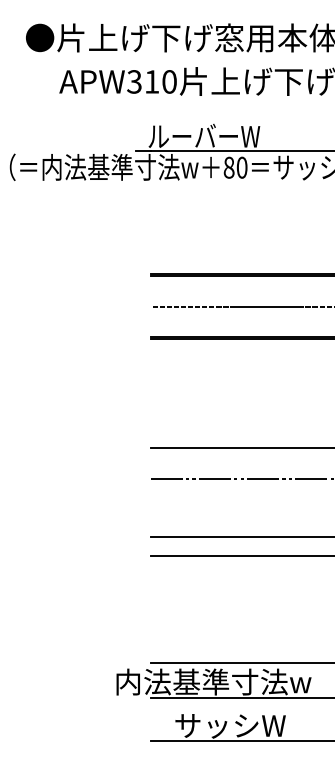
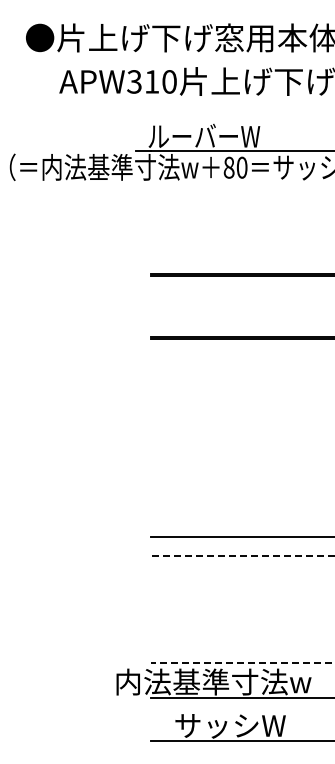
line: present -> none (240, 306)
line: present -> none (240, 447)
line: present -> none (240, 478)
line: solid -> dashed (242, 555)
line: solid -> dashed (242, 662)
